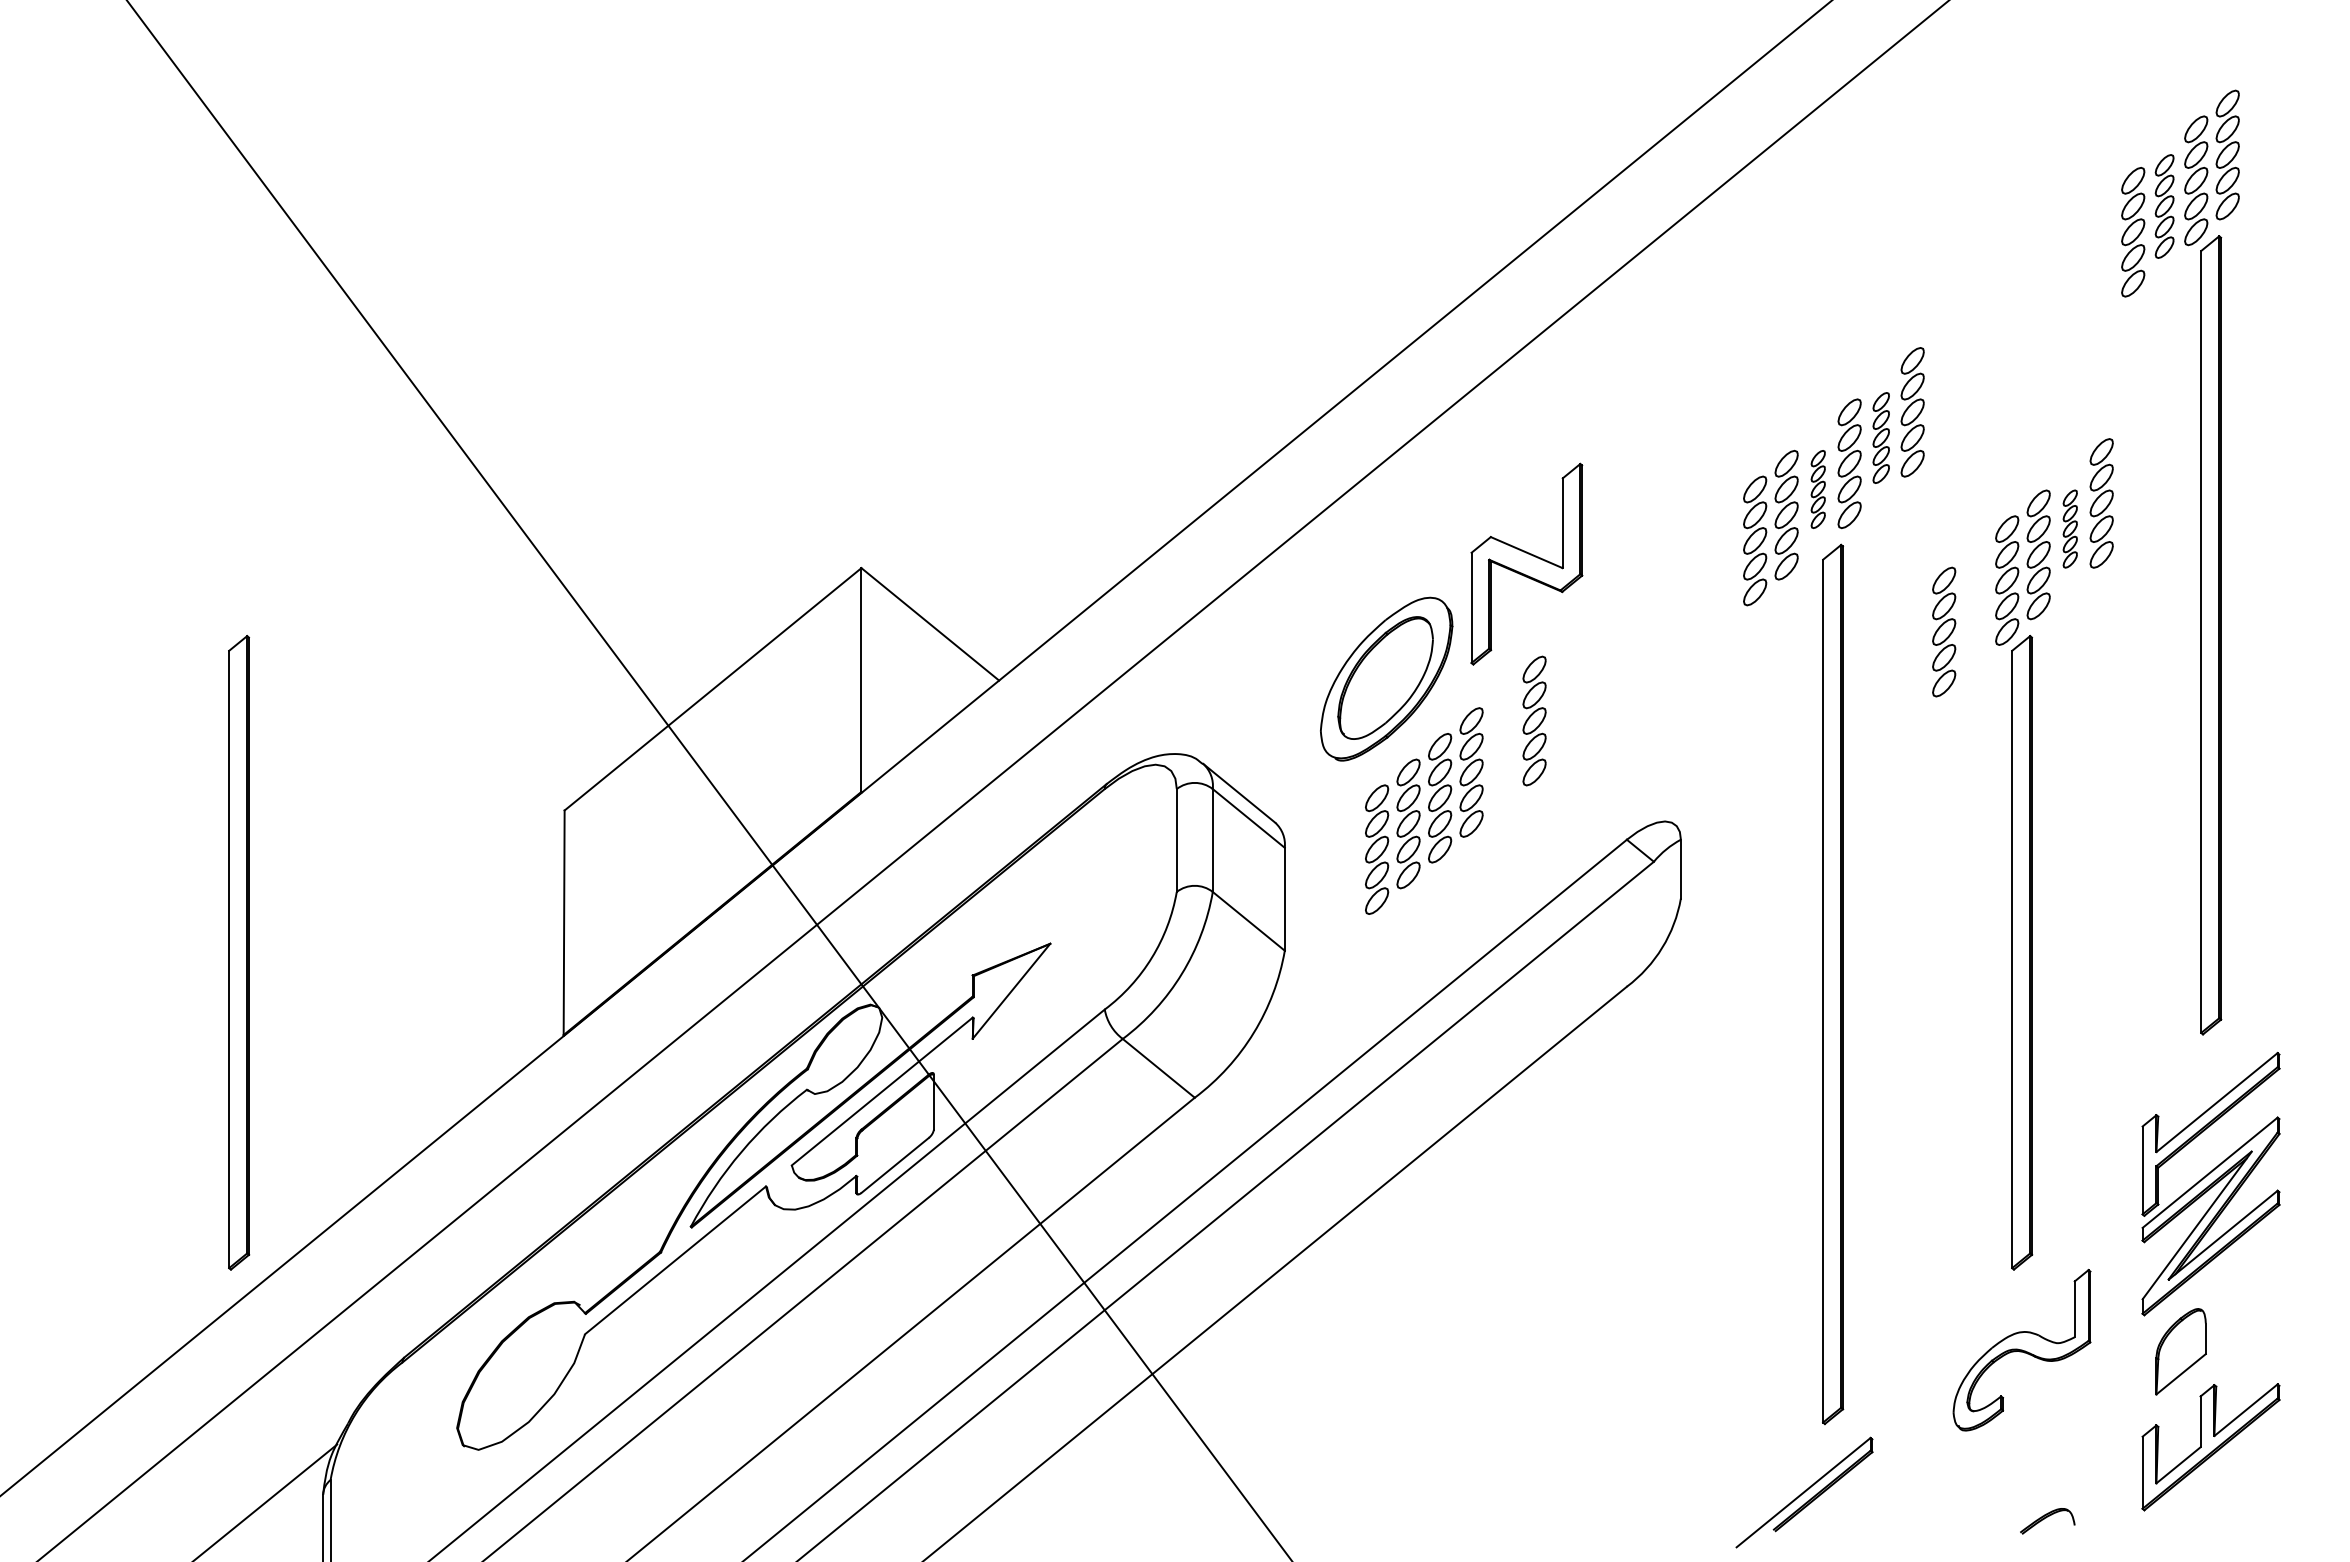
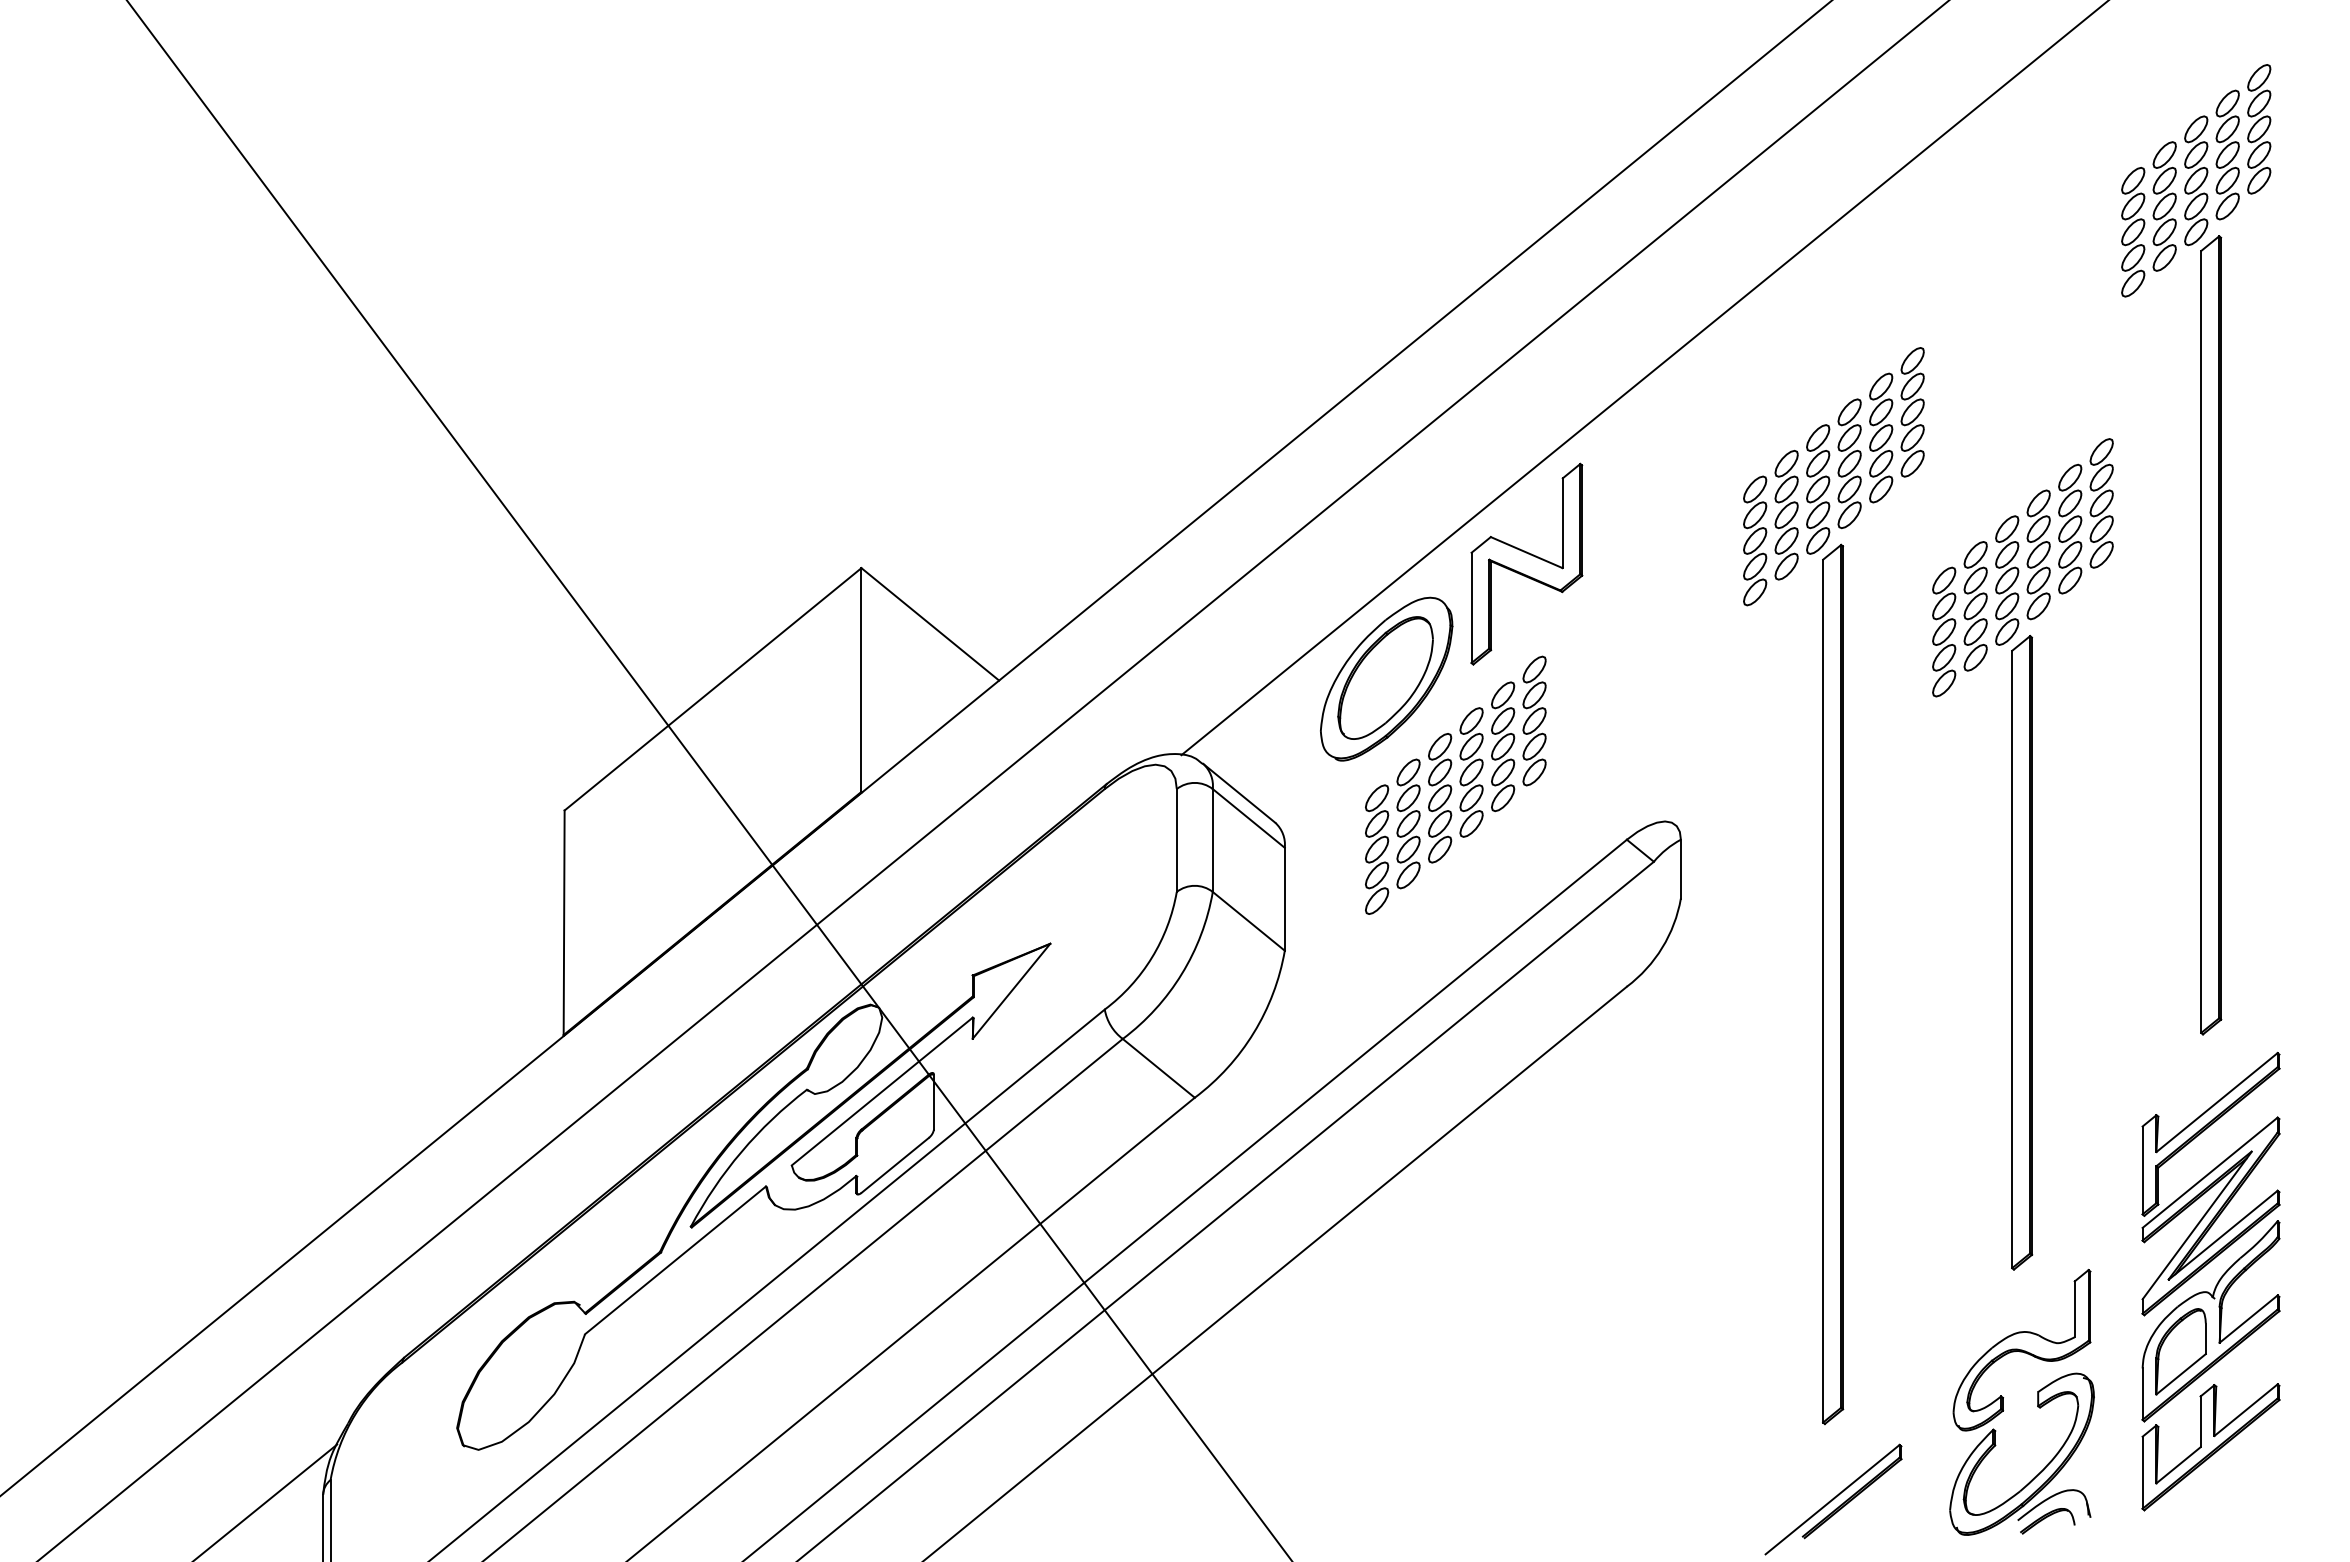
part: none -> present (2259, 129)
part size: 21x105 px -> 25x131 px (2164, 206)
line: none -> present (1643, 378)
part size: 18x92 px -> 25x132 px (1881, 437)
part size: 16x79 px -> 25x131 px (1818, 489)
part size: 16x80 px -> 25x132 px (2070, 528)
part: none -> present (1975, 606)
part: none -> present (1503, 746)
part: present -> none (239, 952)
part: none -> present (2210, 1321)
part: none -> present (2040, 1471)
part position: (1804, 1492) -> (1833, 1499) (1833, 1499)
